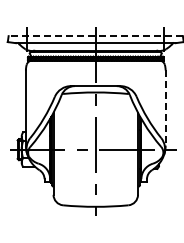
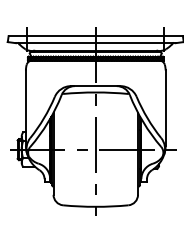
line: dashed -> solid (95, 36)
line: dashed -> solid (165, 108)
